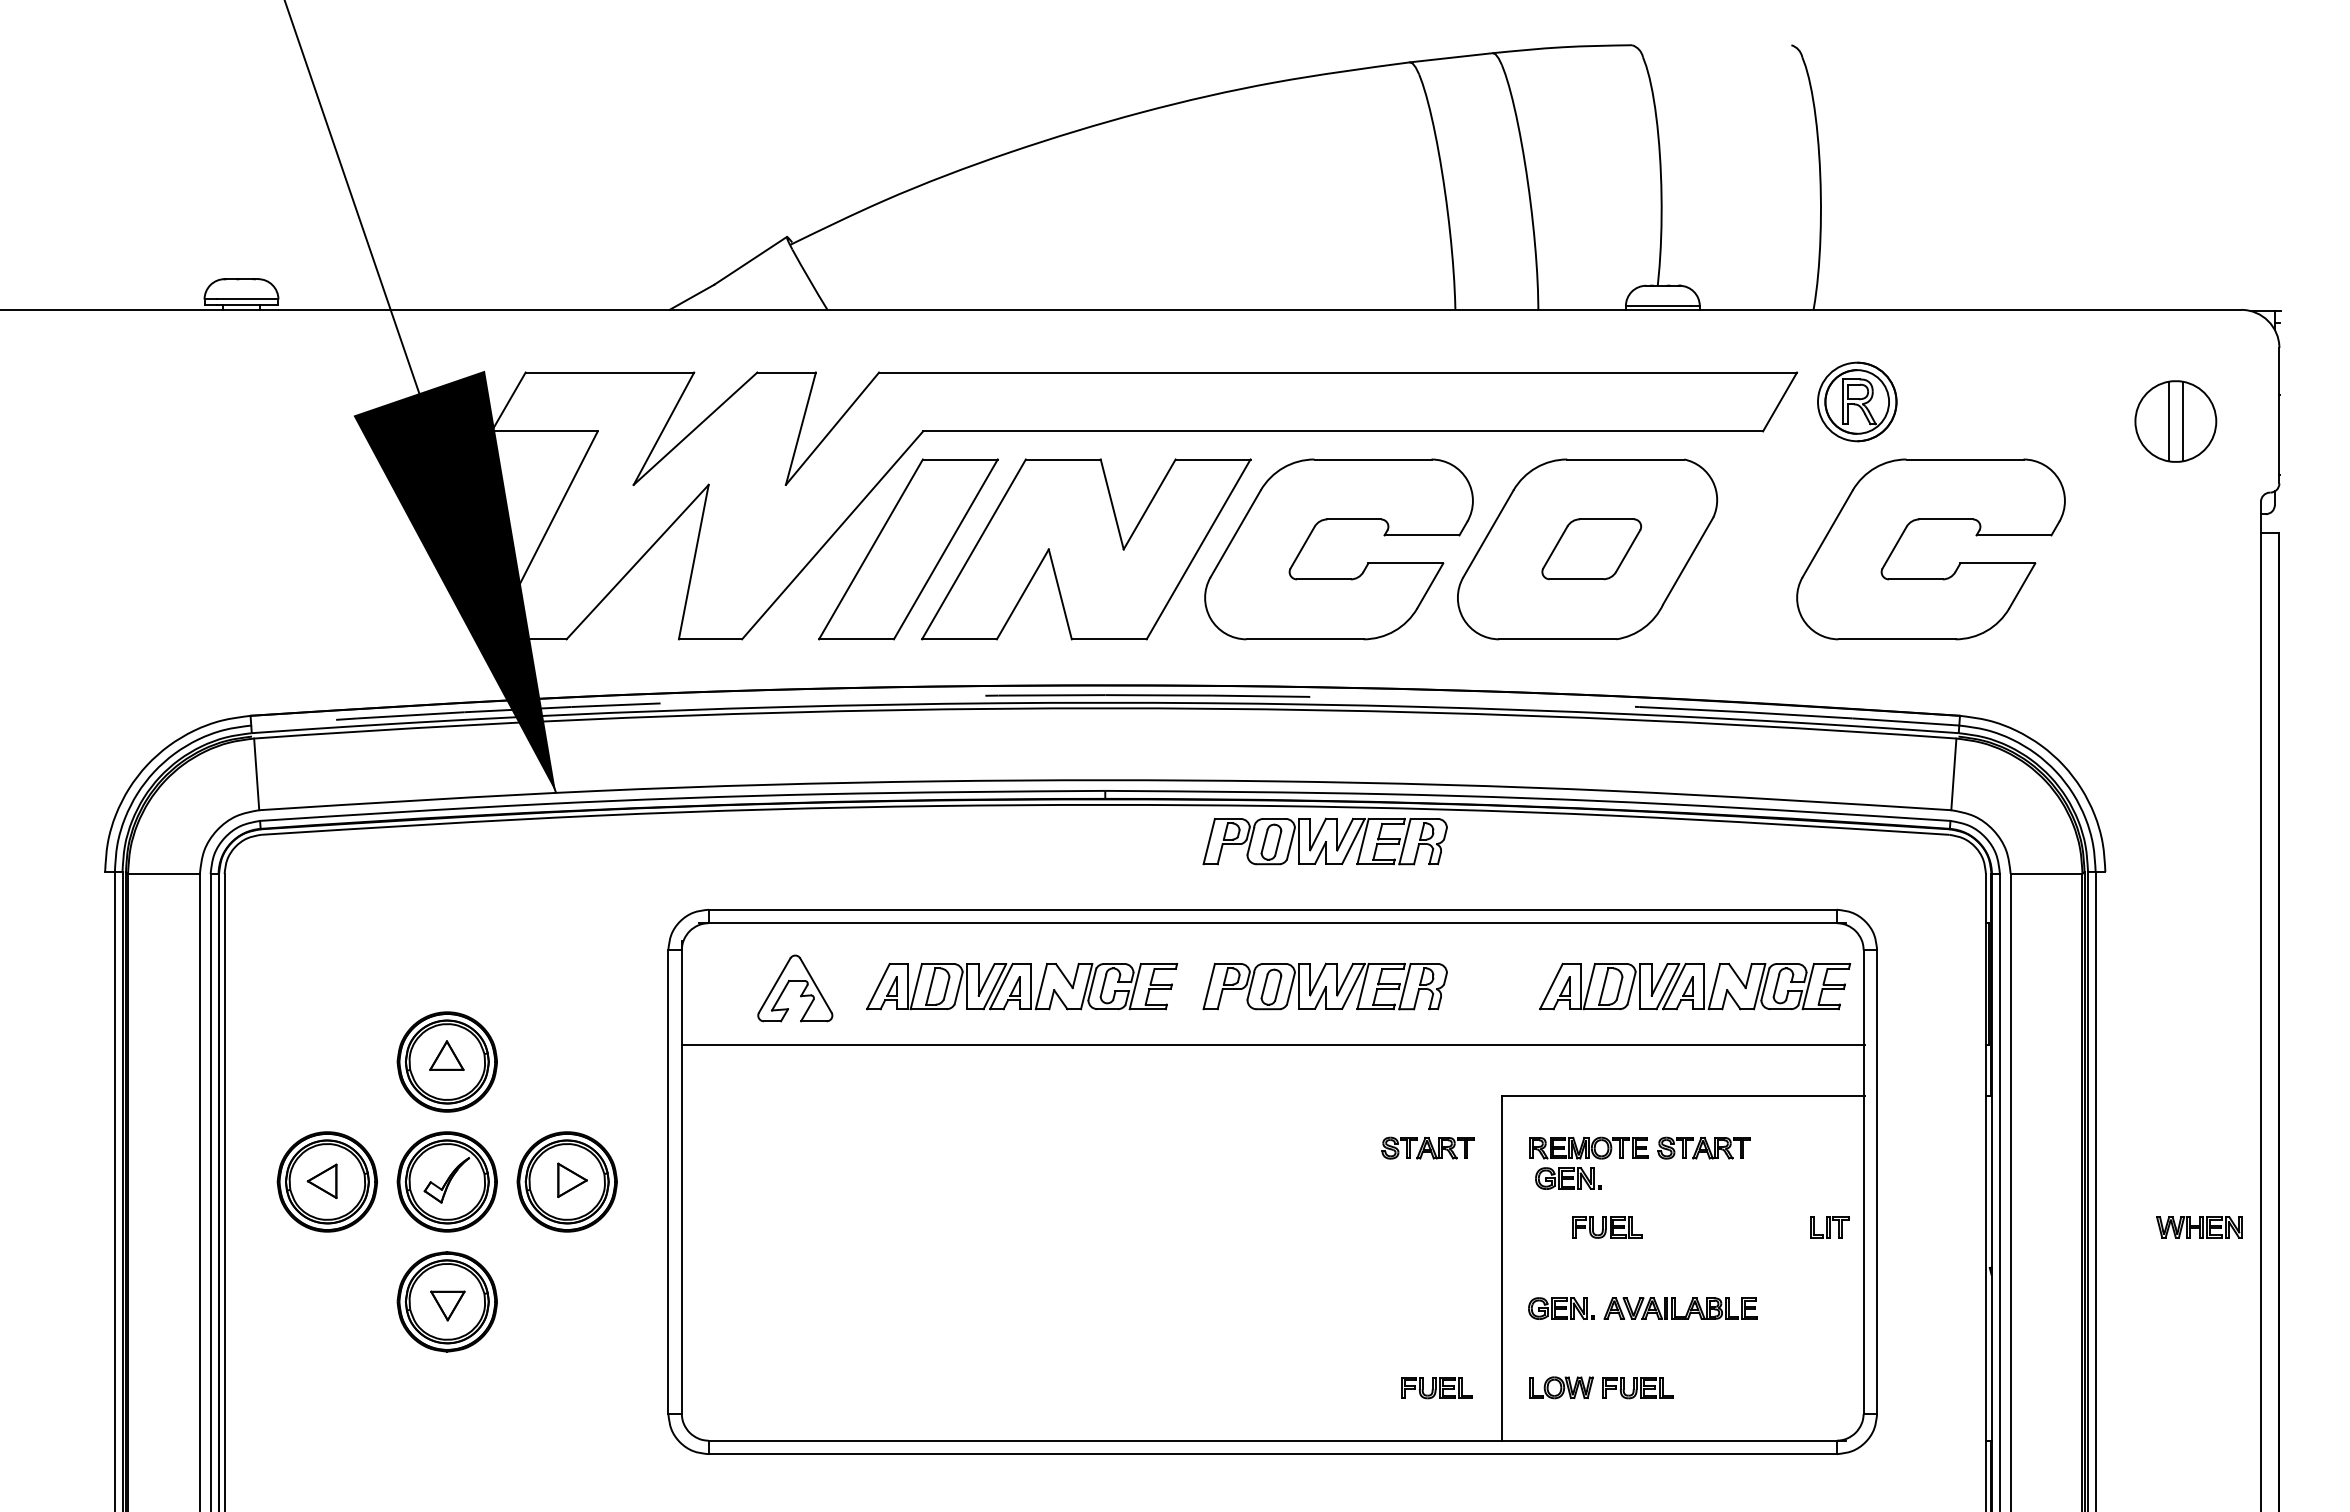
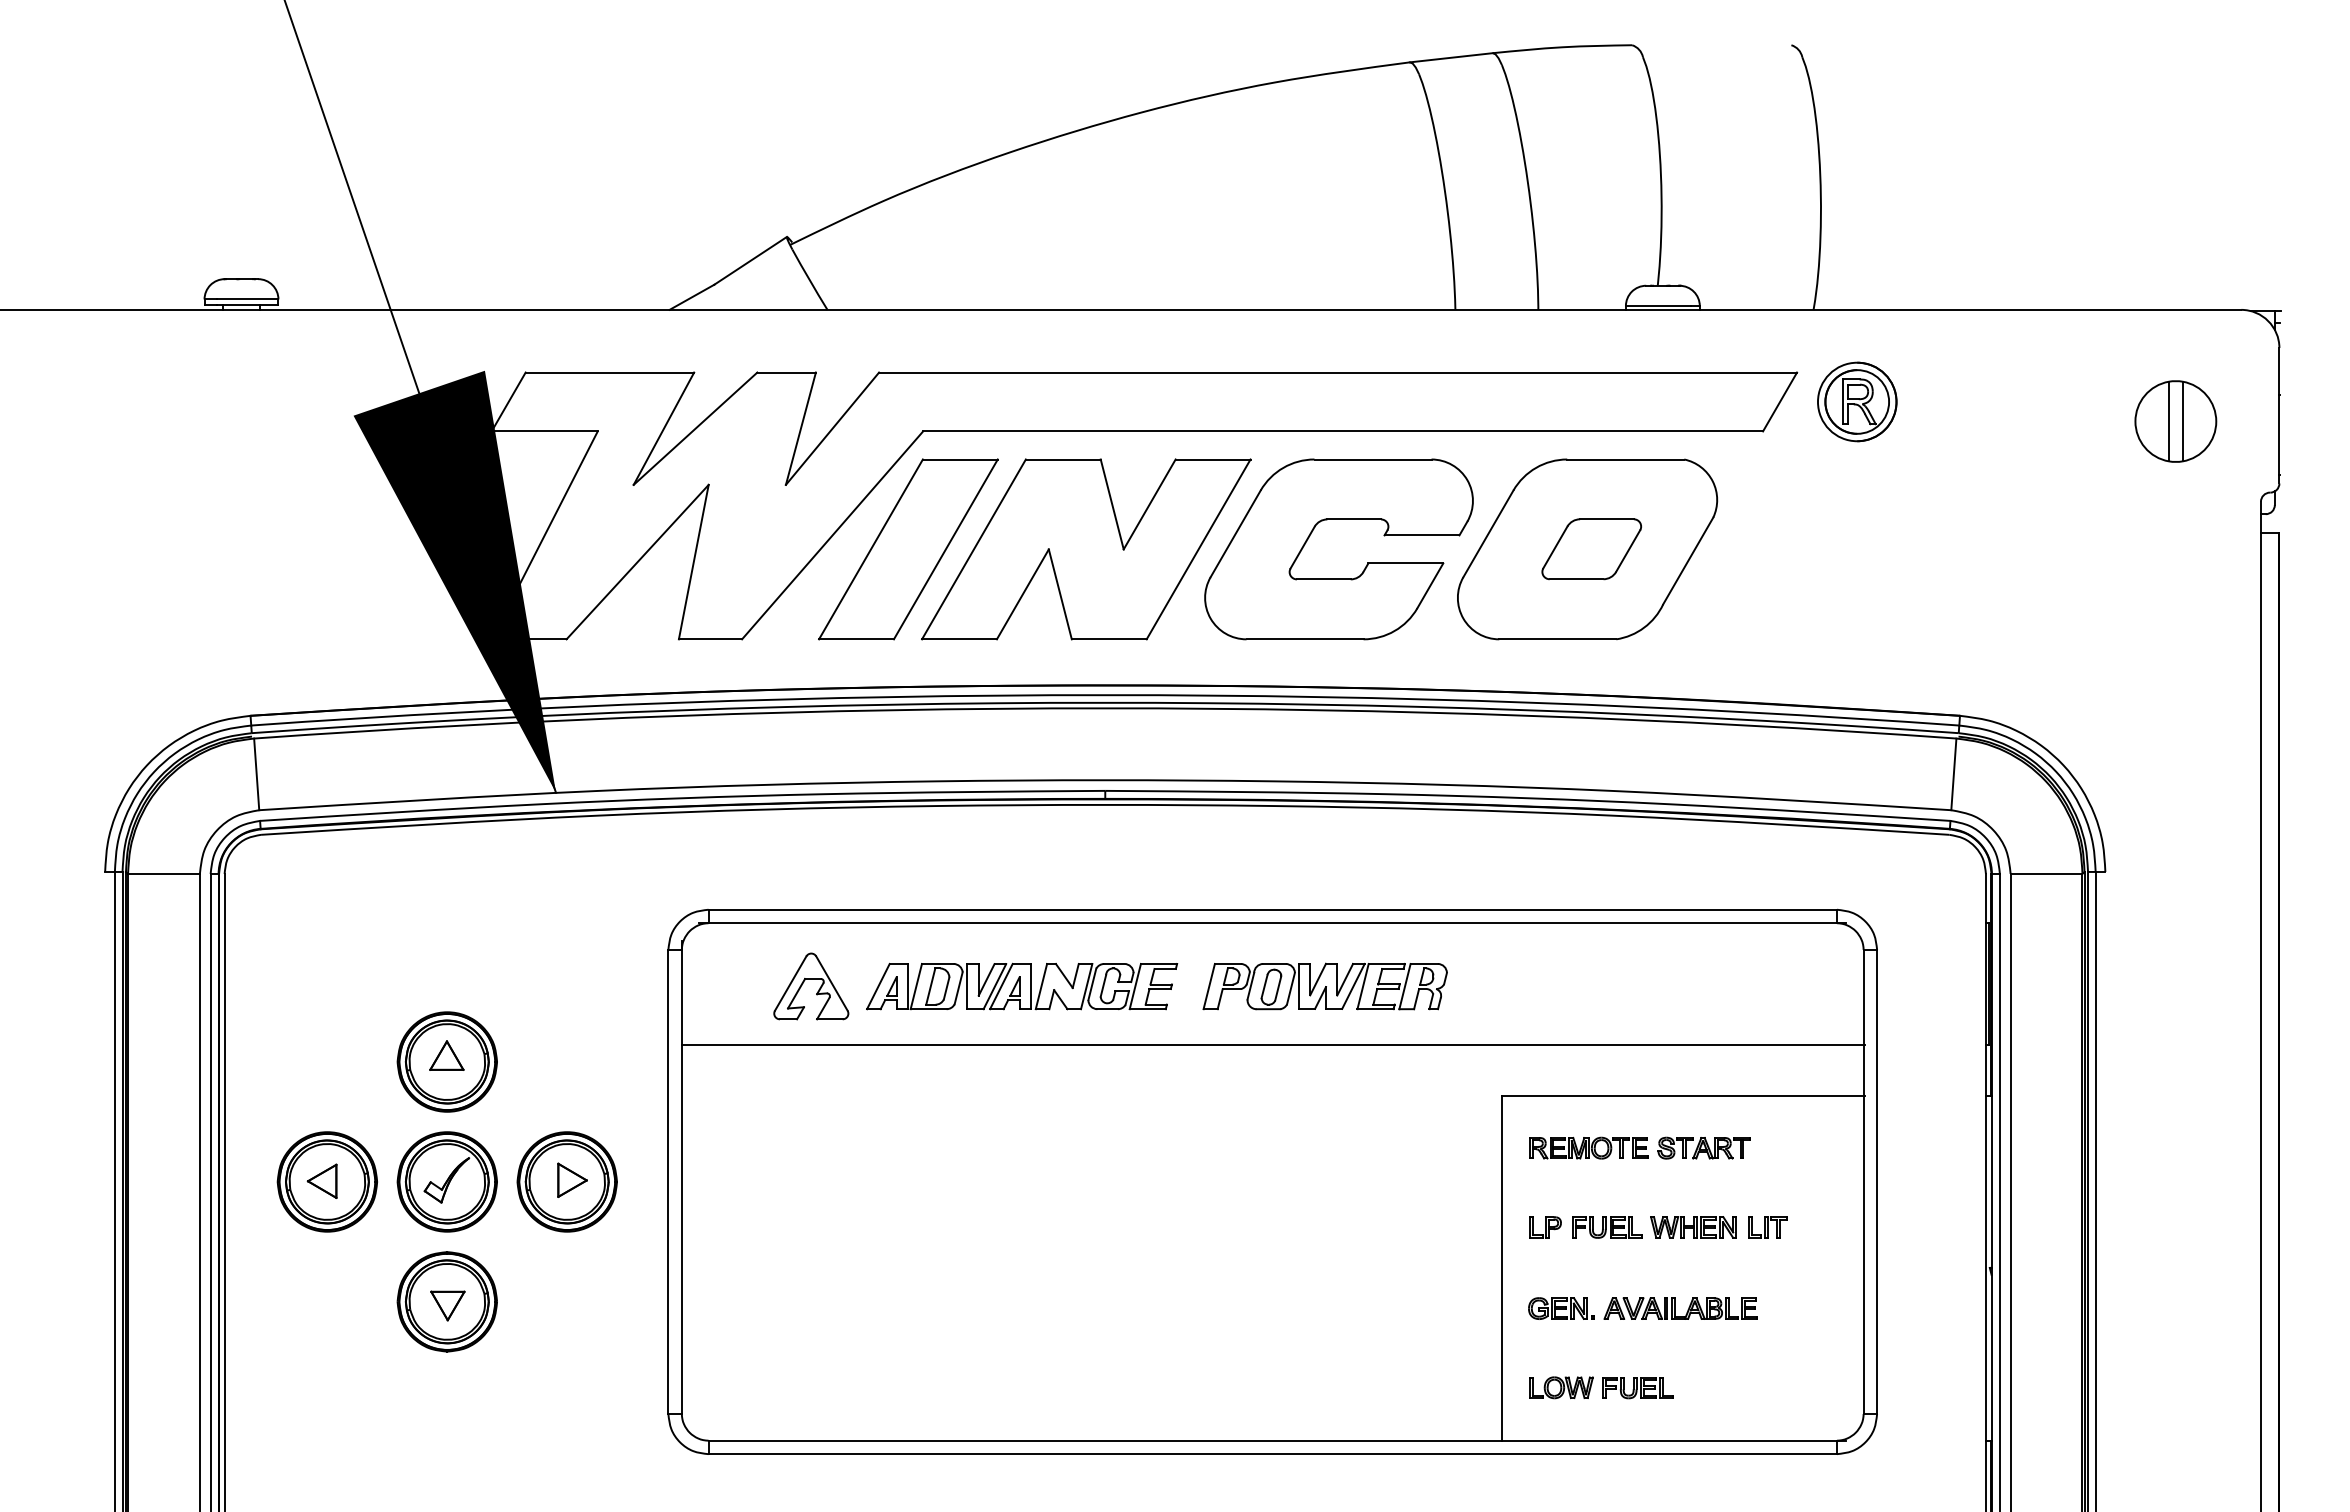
part: present -> none (1930, 578)
arc: dashed -> solid (1105, 695)
part: present -> none (1324, 841)
part position: (795, 981) -> (811, 979) (811, 979)
part: present -> none (1695, 986)
part: present -> none (1427, 1147)
part: present -> none (1568, 1178)
part: none -> present (1545, 1227)
part position: (1829, 1227) -> (1767, 1227) (1767, 1227)
part position: (2199, 1227) -> (1693, 1227) (1693, 1227)
part: present -> none (1436, 1388)
